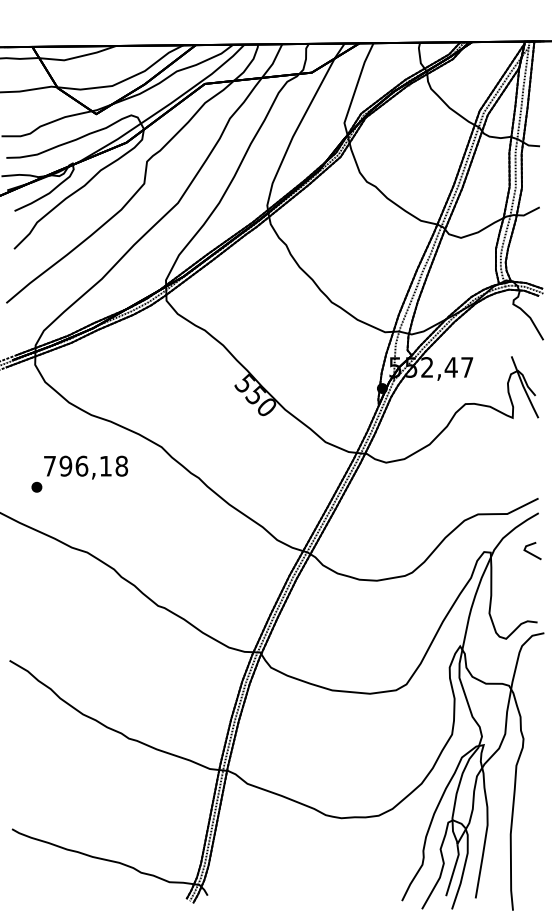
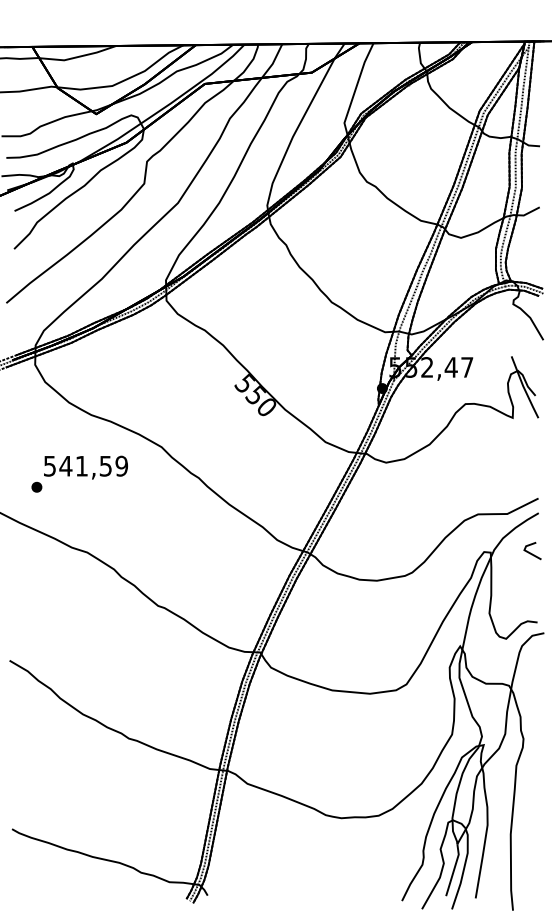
text: 796,18 -> 541,59 (86, 465)
